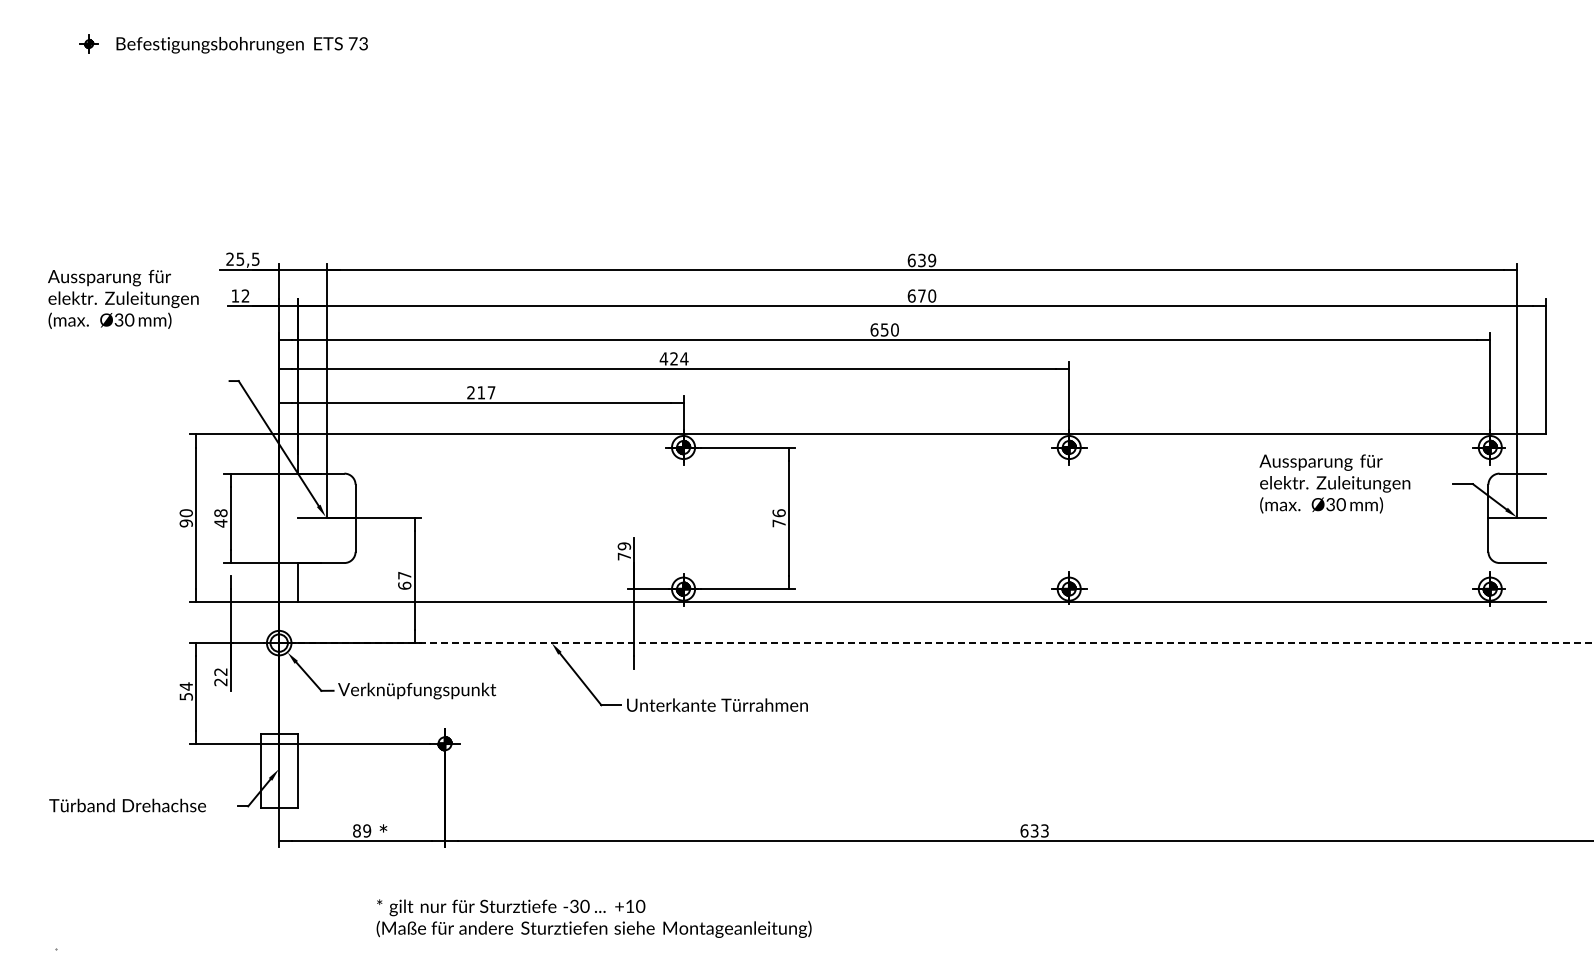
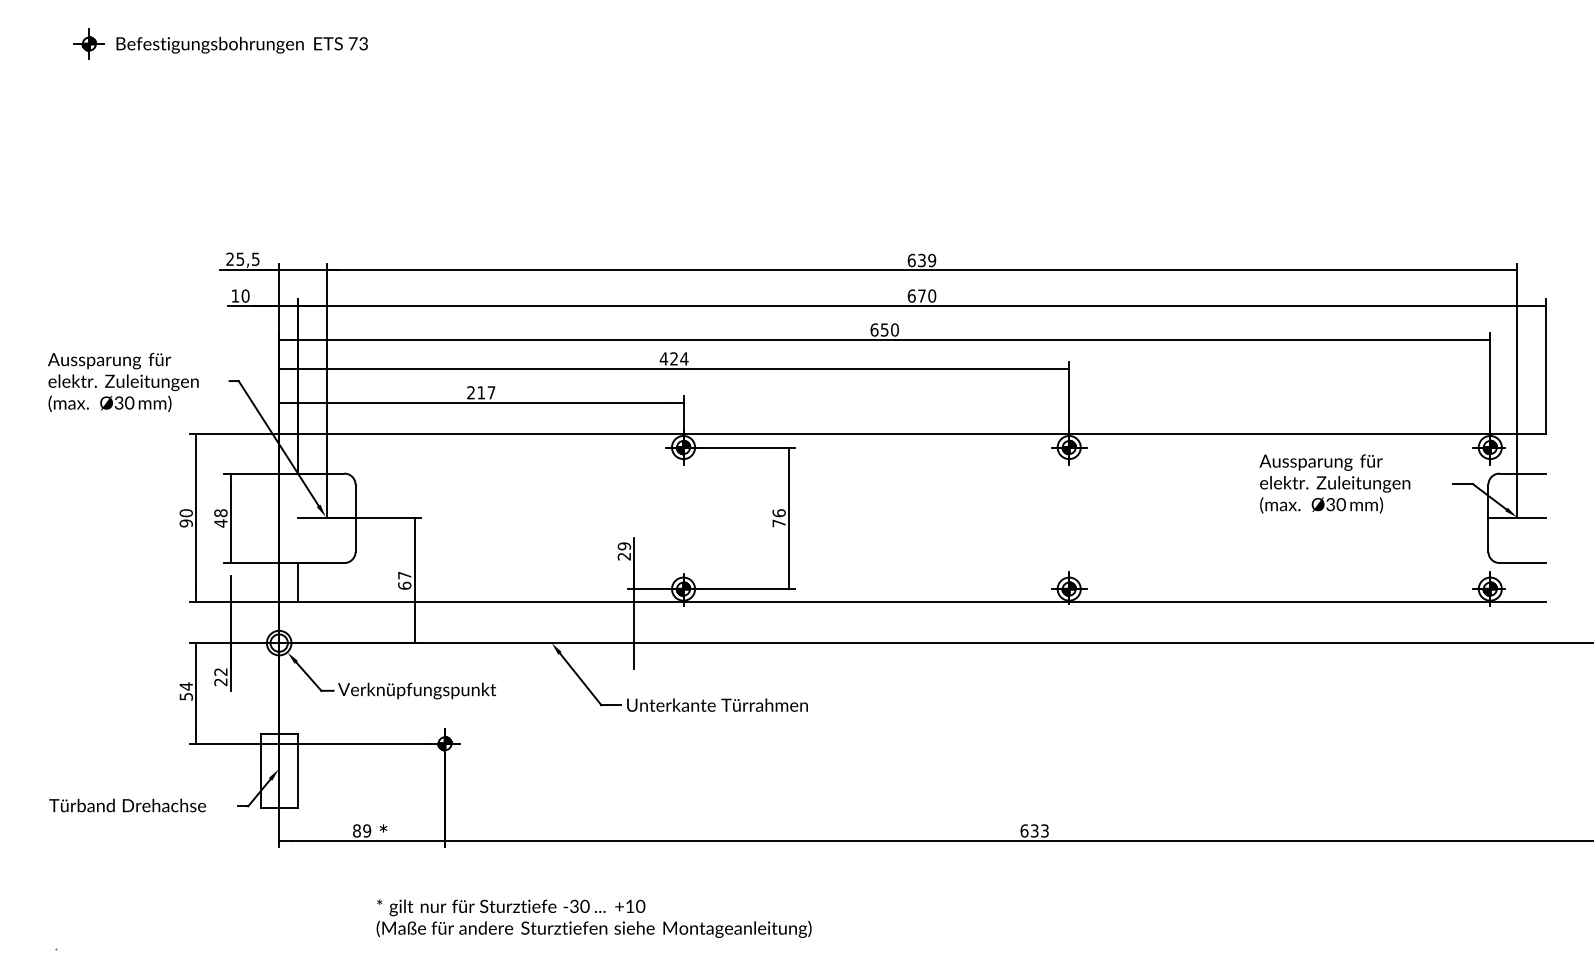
part size: 20x20 px -> 32x32 px (88, 43)
text: 12 -> 10 (245, 295)
text position: (123, 299) -> (123, 382) (123, 382)
text: 79 -> 29 (623, 556)
line: dashed -> solid (935, 643)
